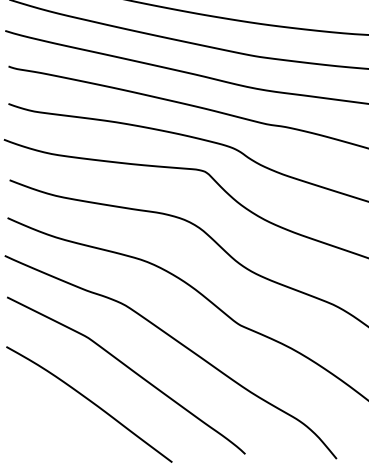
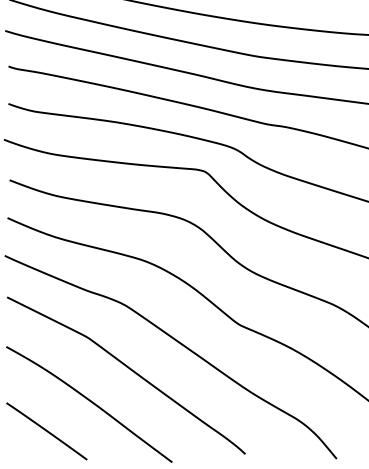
line: none -> present (46, 431)
